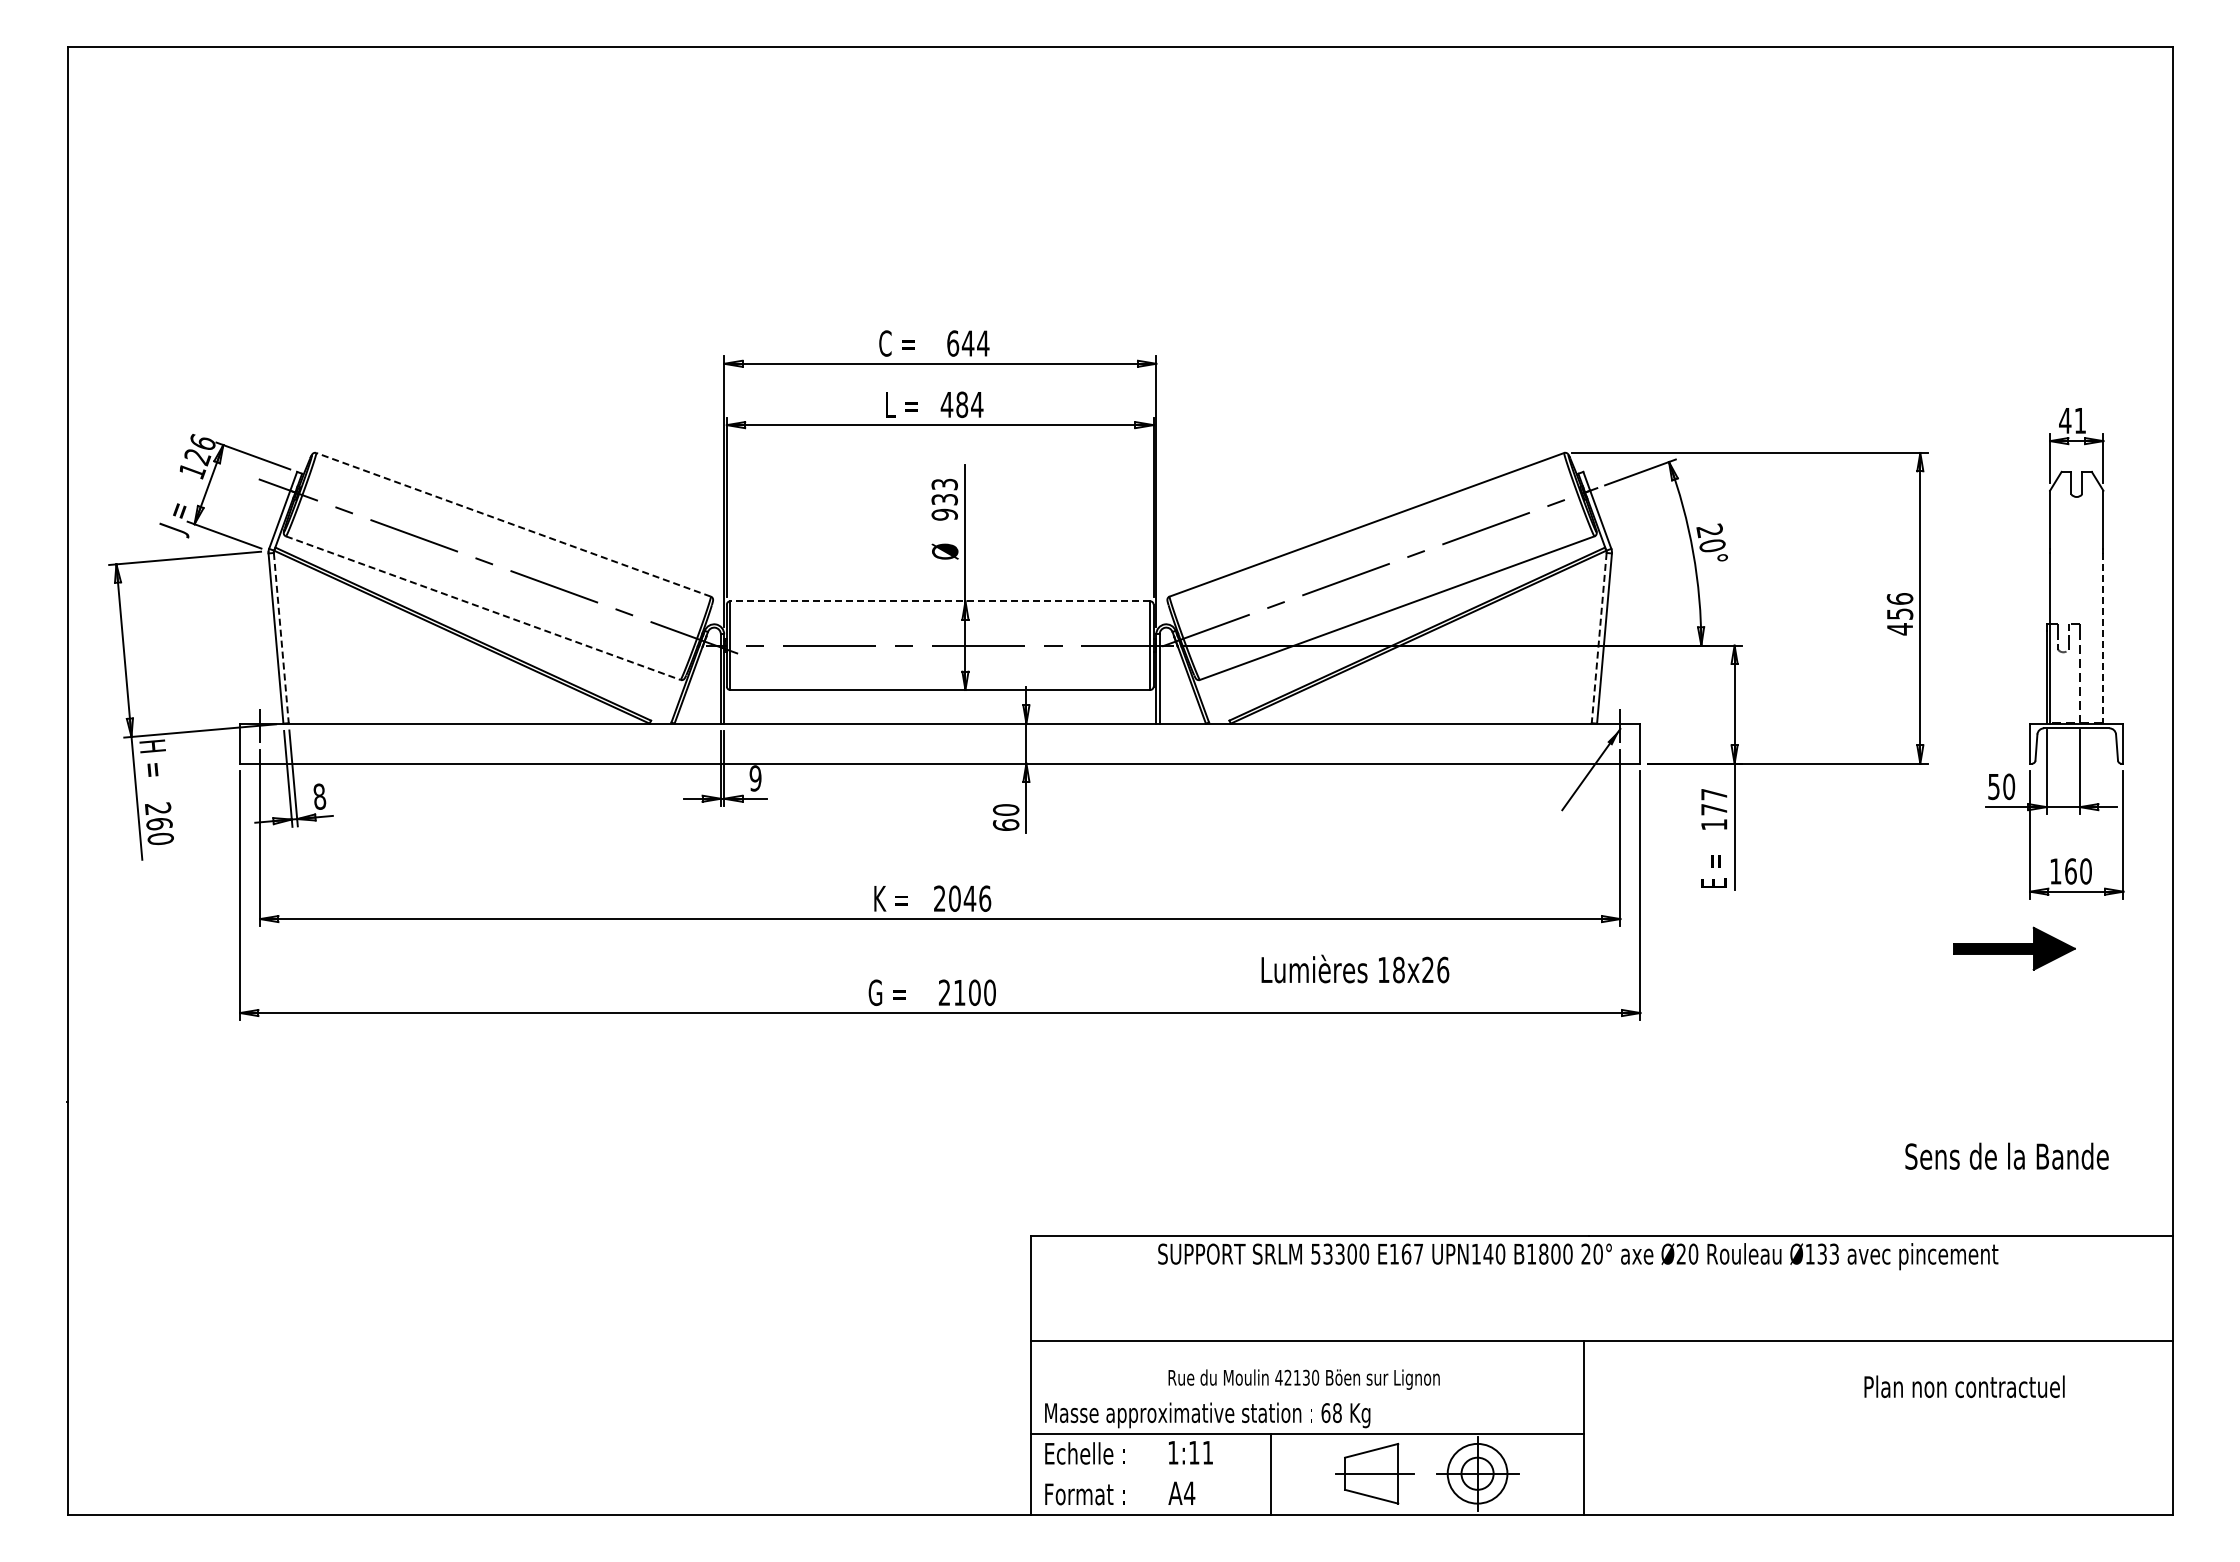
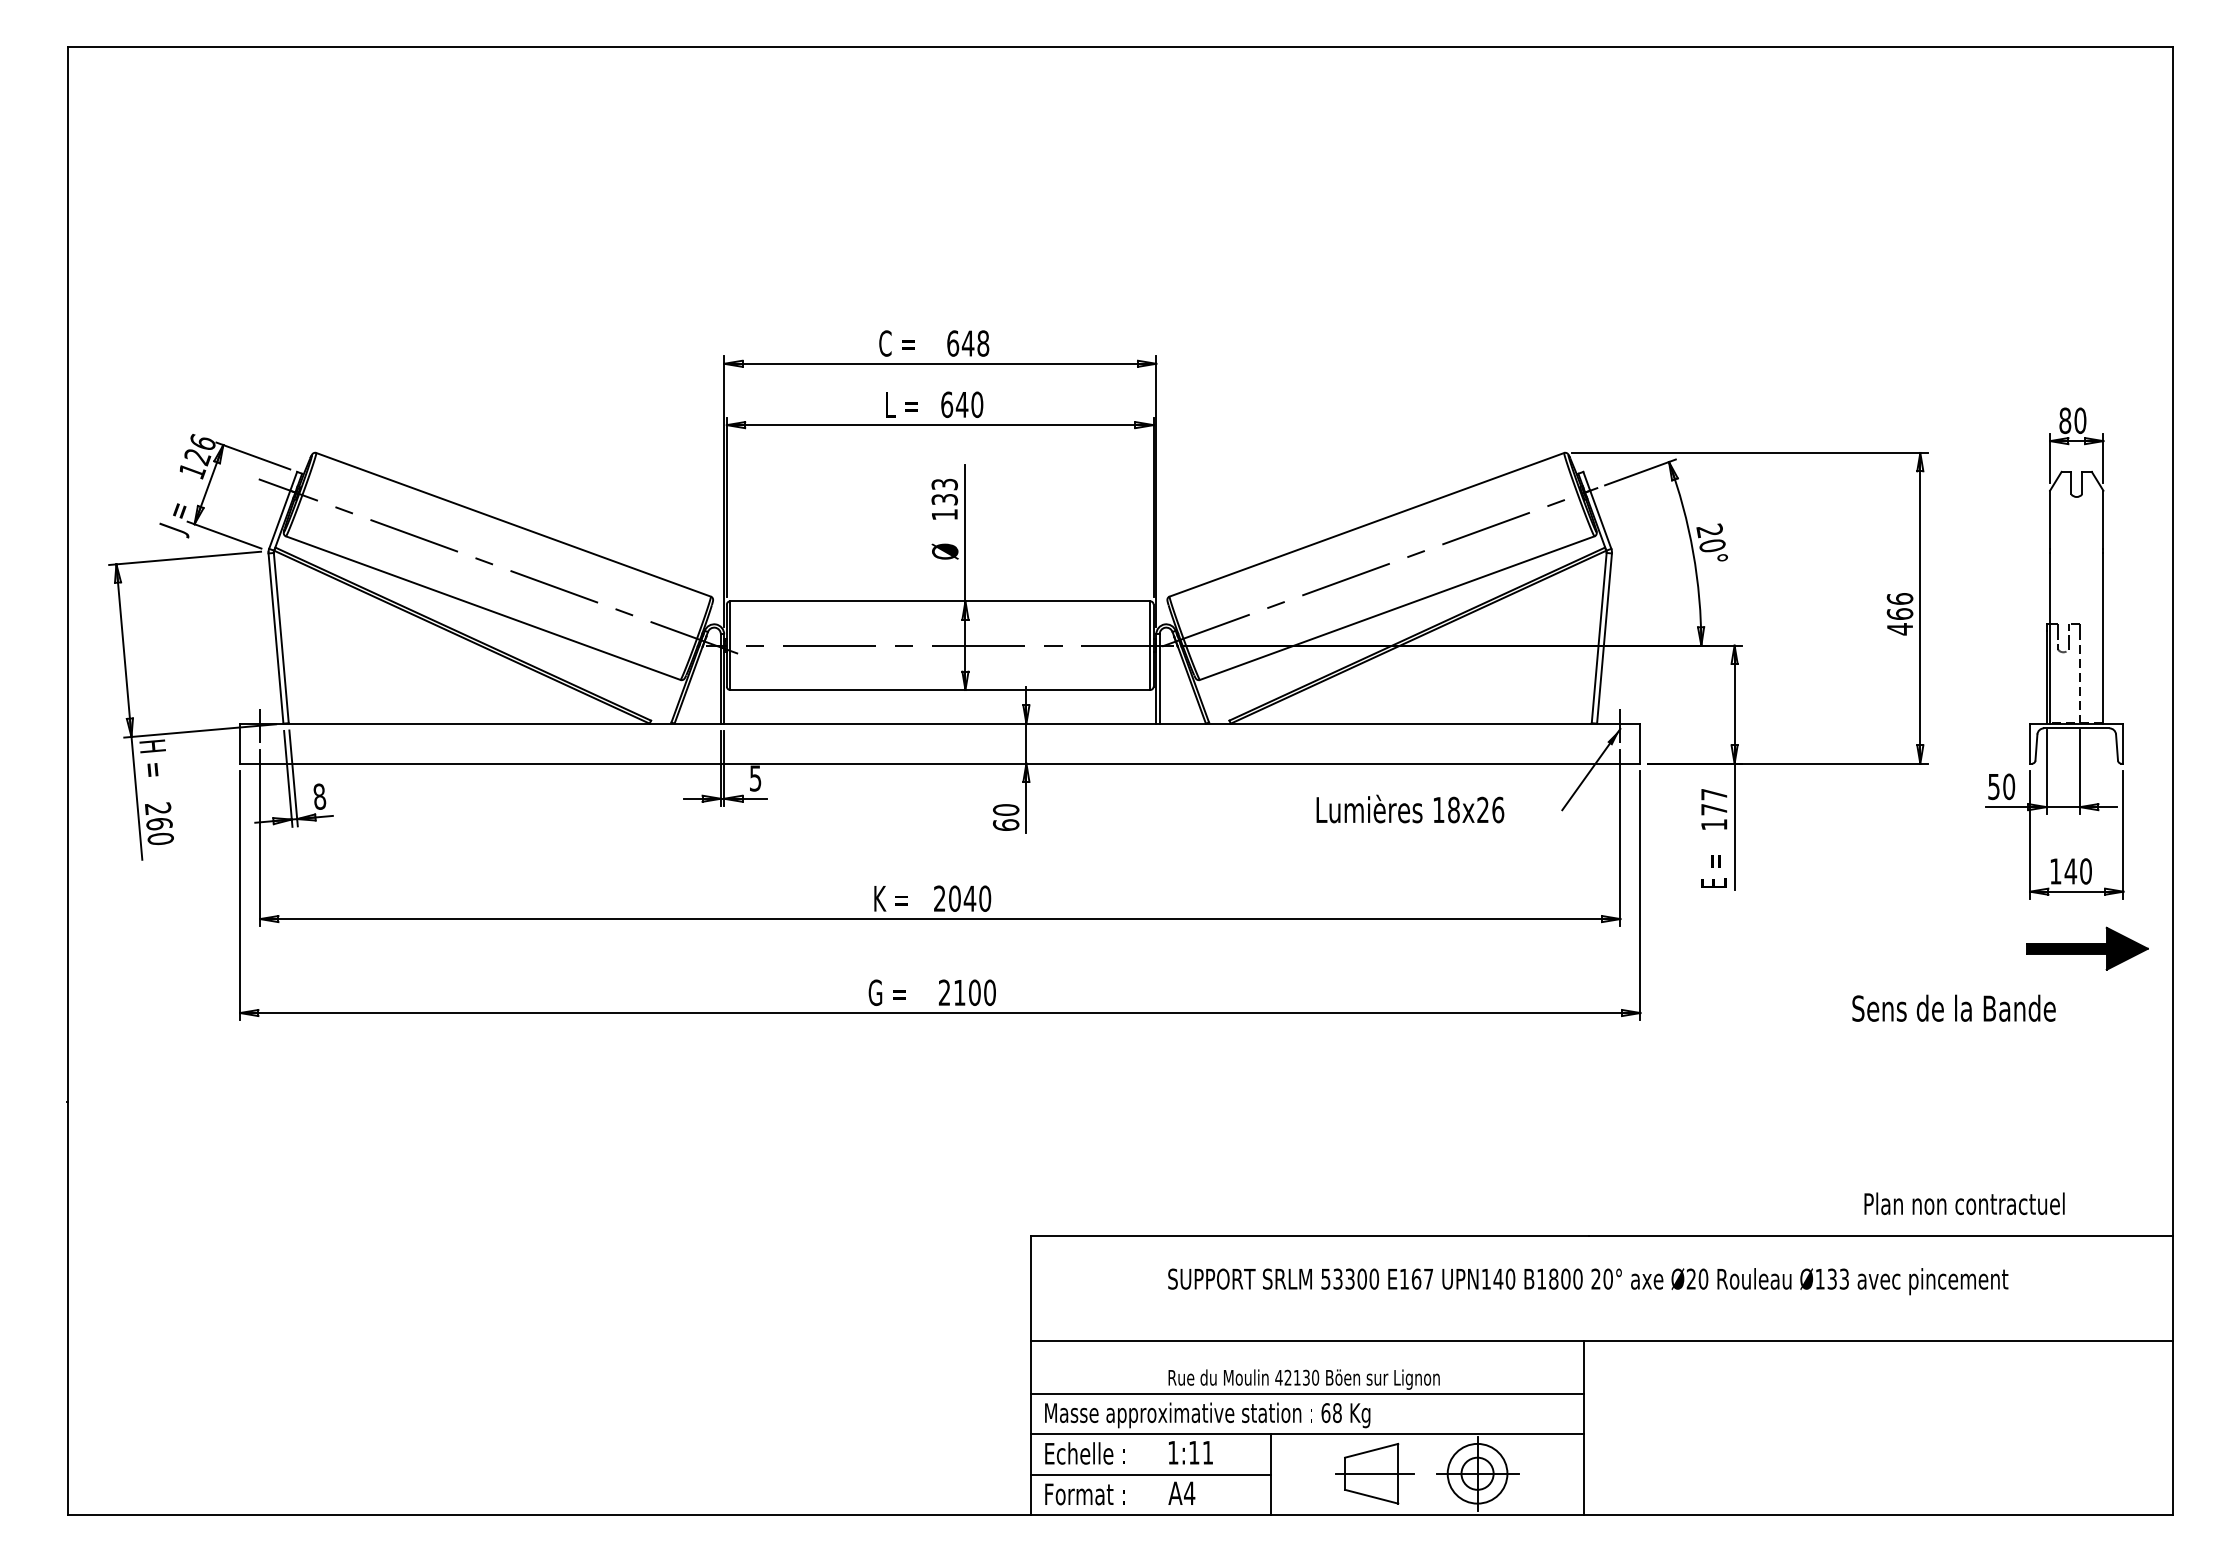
text: 644 -> 648 (983, 343)
text: 484 -> 640 (961, 404)
text: 41 -> 80 (2072, 420)
text: 933 -> 133 (944, 514)
line: dashed -> solid (513, 524)
line: dashed -> solid (939, 601)
line: dashed -> solid (483, 608)
text: 456 -> 466 (1899, 613)
line: dashed -> solid (281, 638)
line: dashed -> solid (1599, 638)
line: dashed -> solid (2103, 639)
text: 9 -> 5 (755, 778)
text: 160 -> 140 (2070, 871)
text: 2046 -> 2040 (985, 898)
part position: (2014, 948) -> (2087, 948) (2087, 948)
text position: (1355, 968) -> (1410, 808) (1410, 808)
text position: (2006, 1155) -> (1953, 1007) (1953, 1007)
text position: (1578, 1256) -> (1588, 1281) (1588, 1281)
text position: (1964, 1386) -> (1964, 1203) (1964, 1203)
line: none -> present (1307, 1393)
line: none -> present (1150, 1474)
